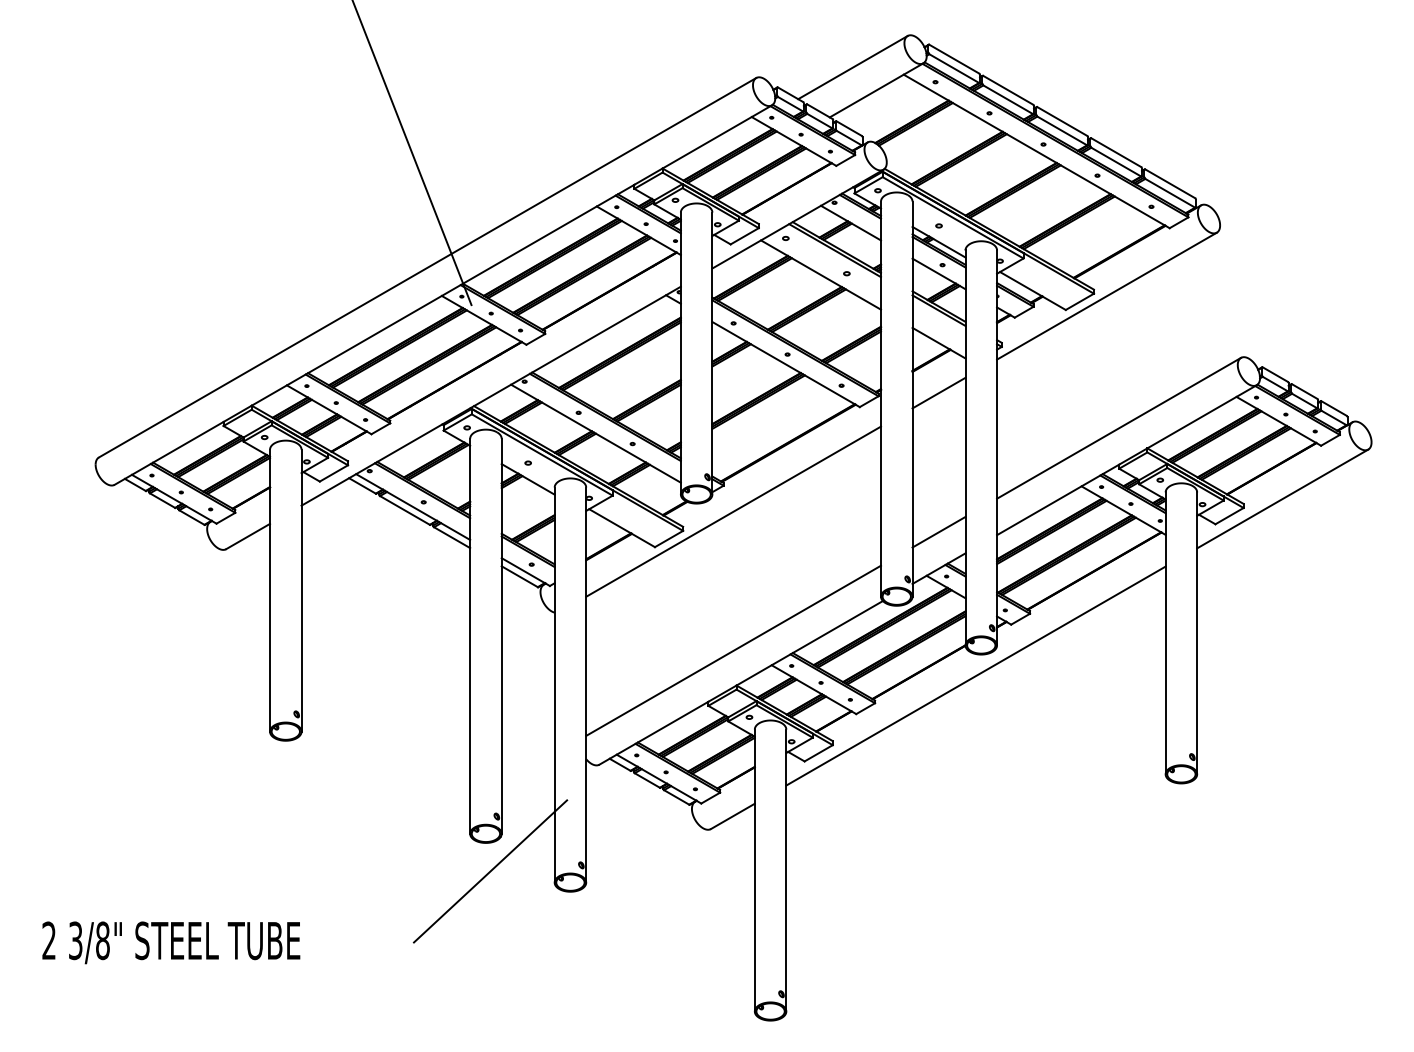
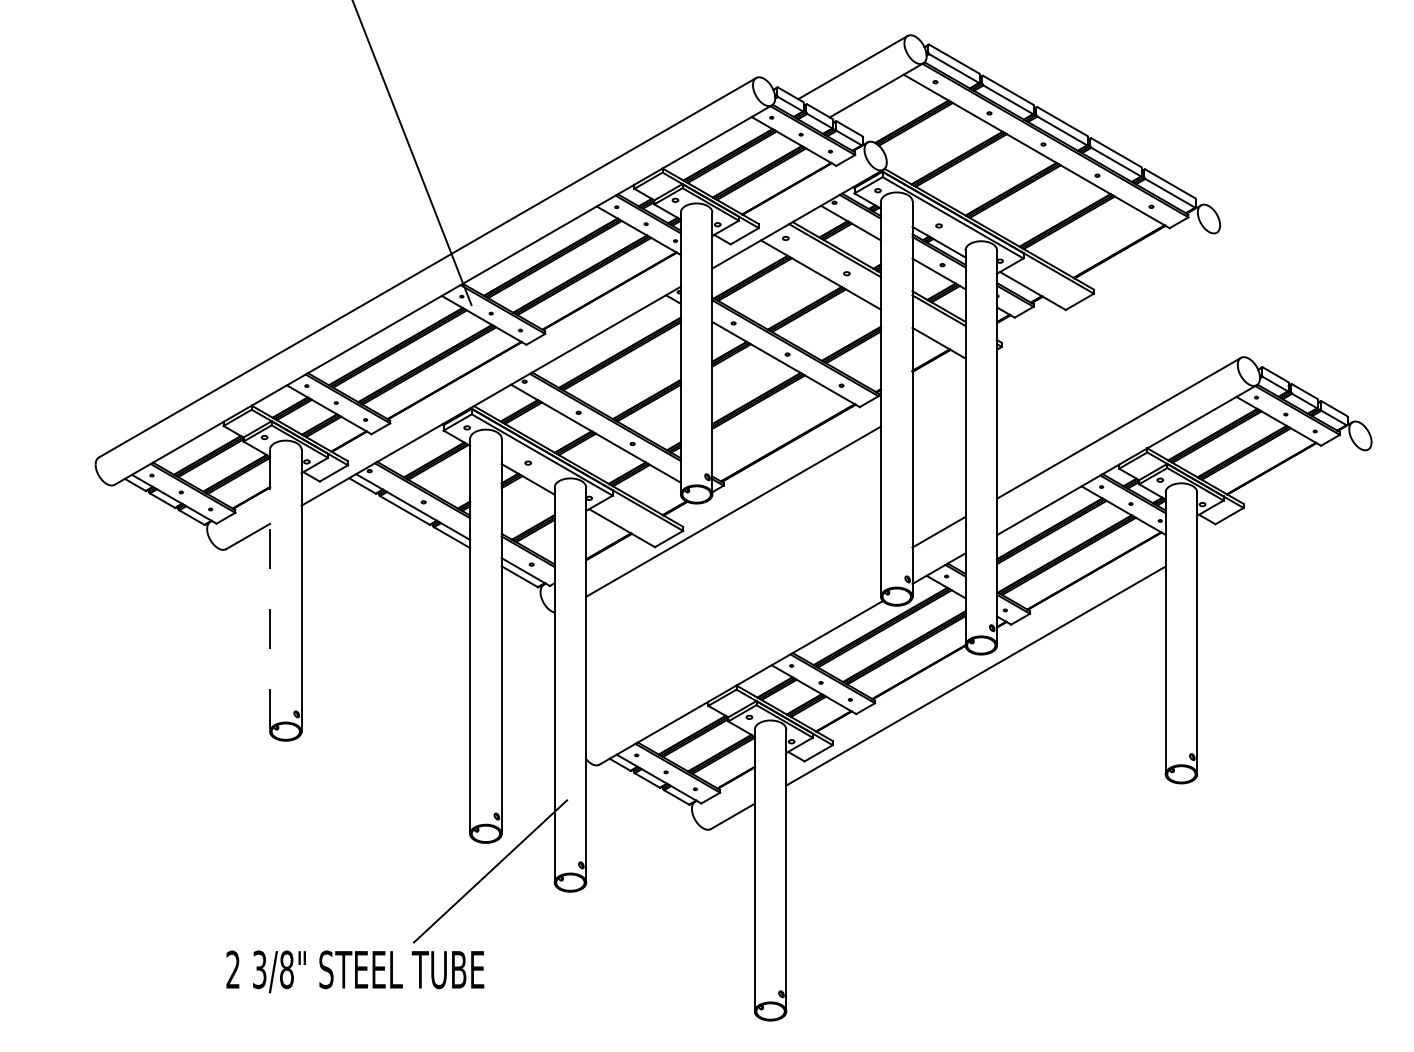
line: present -> none (1106, 295)
line: present -> none (938, 392)
line: present -> none (1282, 498)
line: solid -> dashed (270, 590)
line: present -> none (733, 650)
text position: (171, 942) -> (355, 971) (355, 971)
